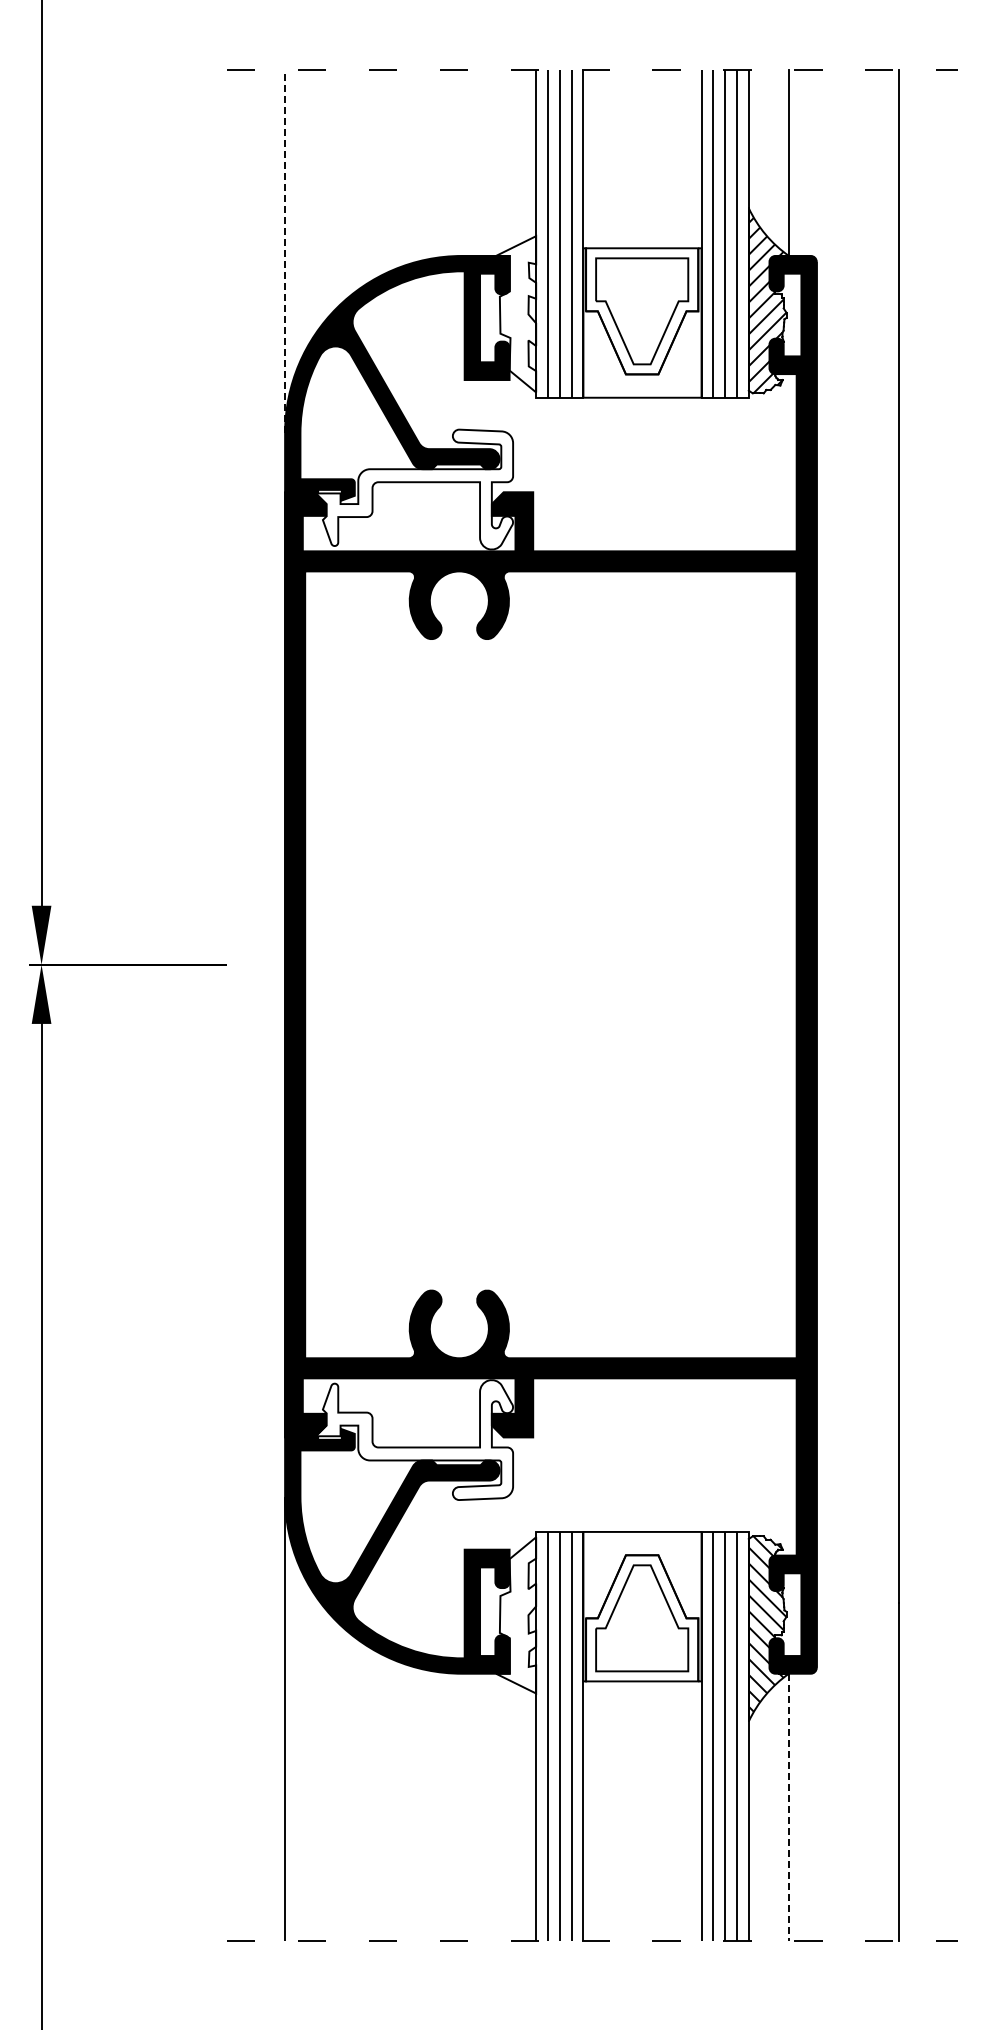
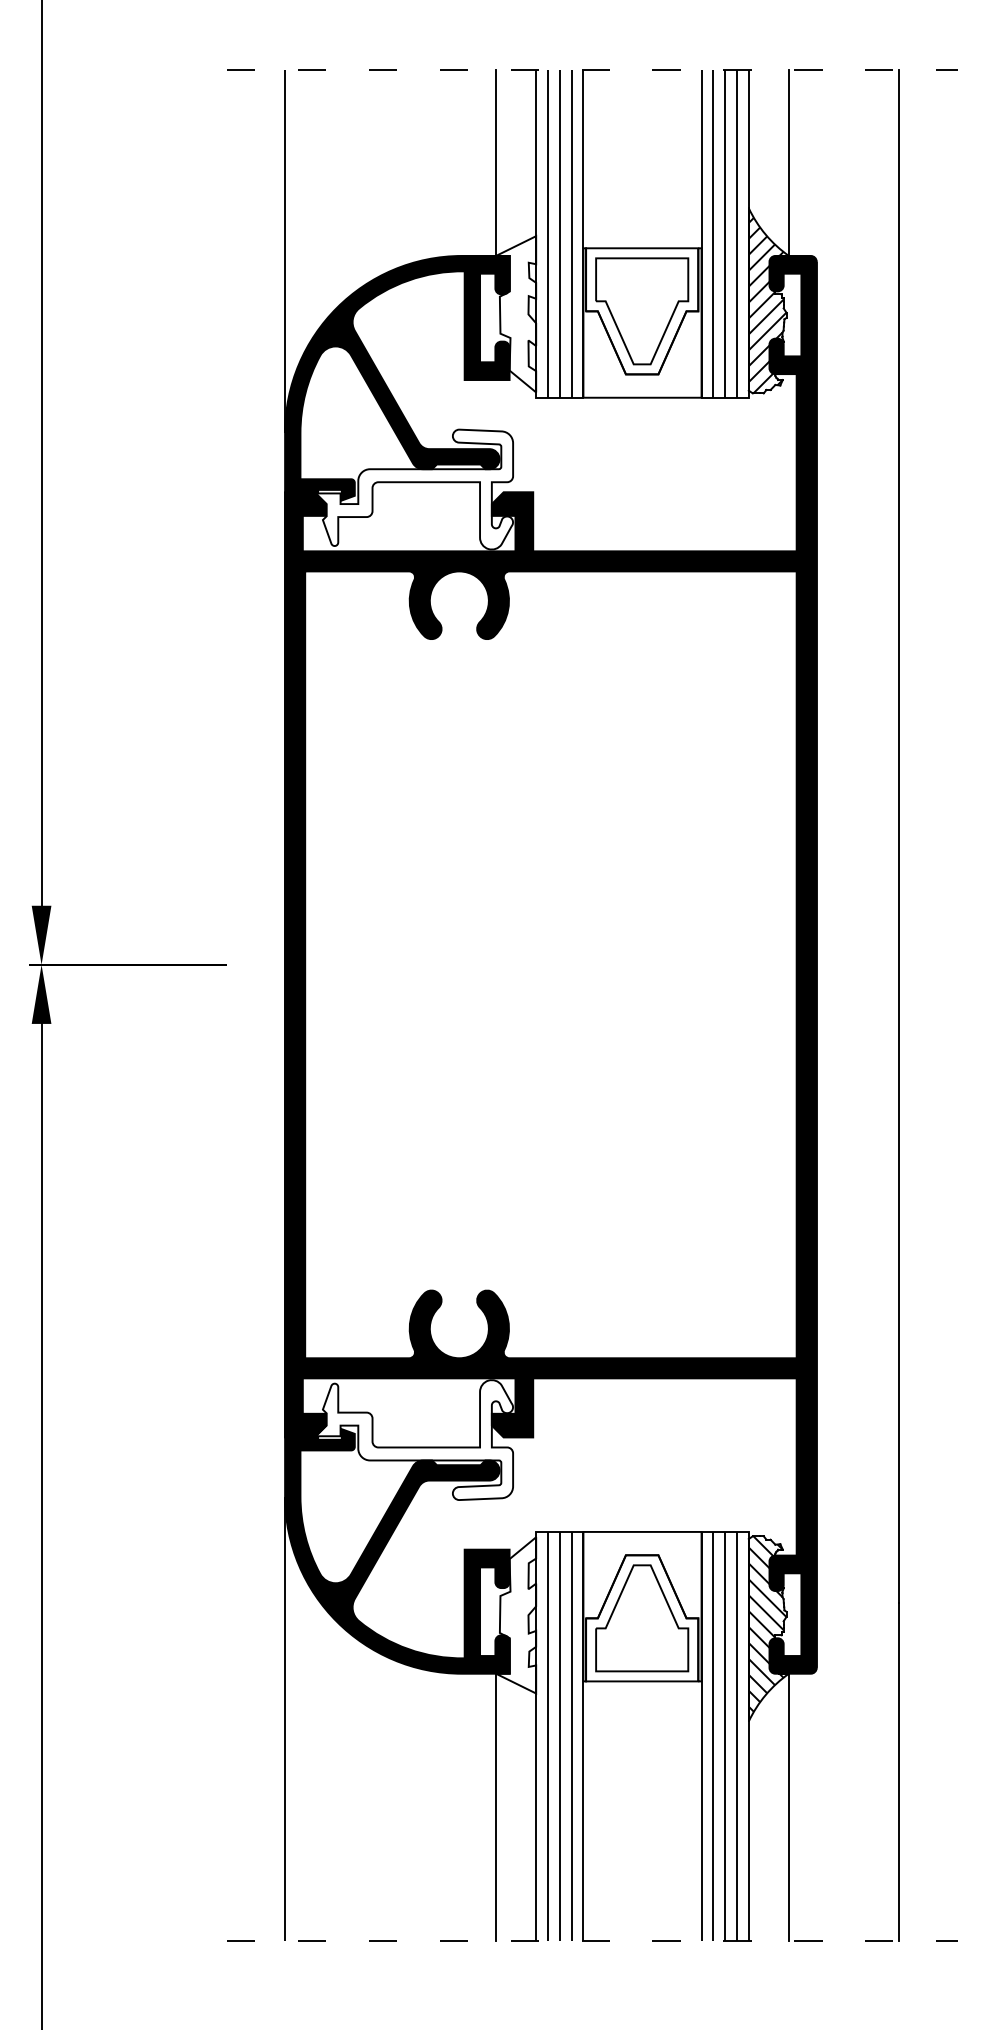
line: none -> present (496, 162)
line: dashed -> solid (285, 251)
line: none -> present (496, 1807)
line: dashed -> solid (788, 1807)
